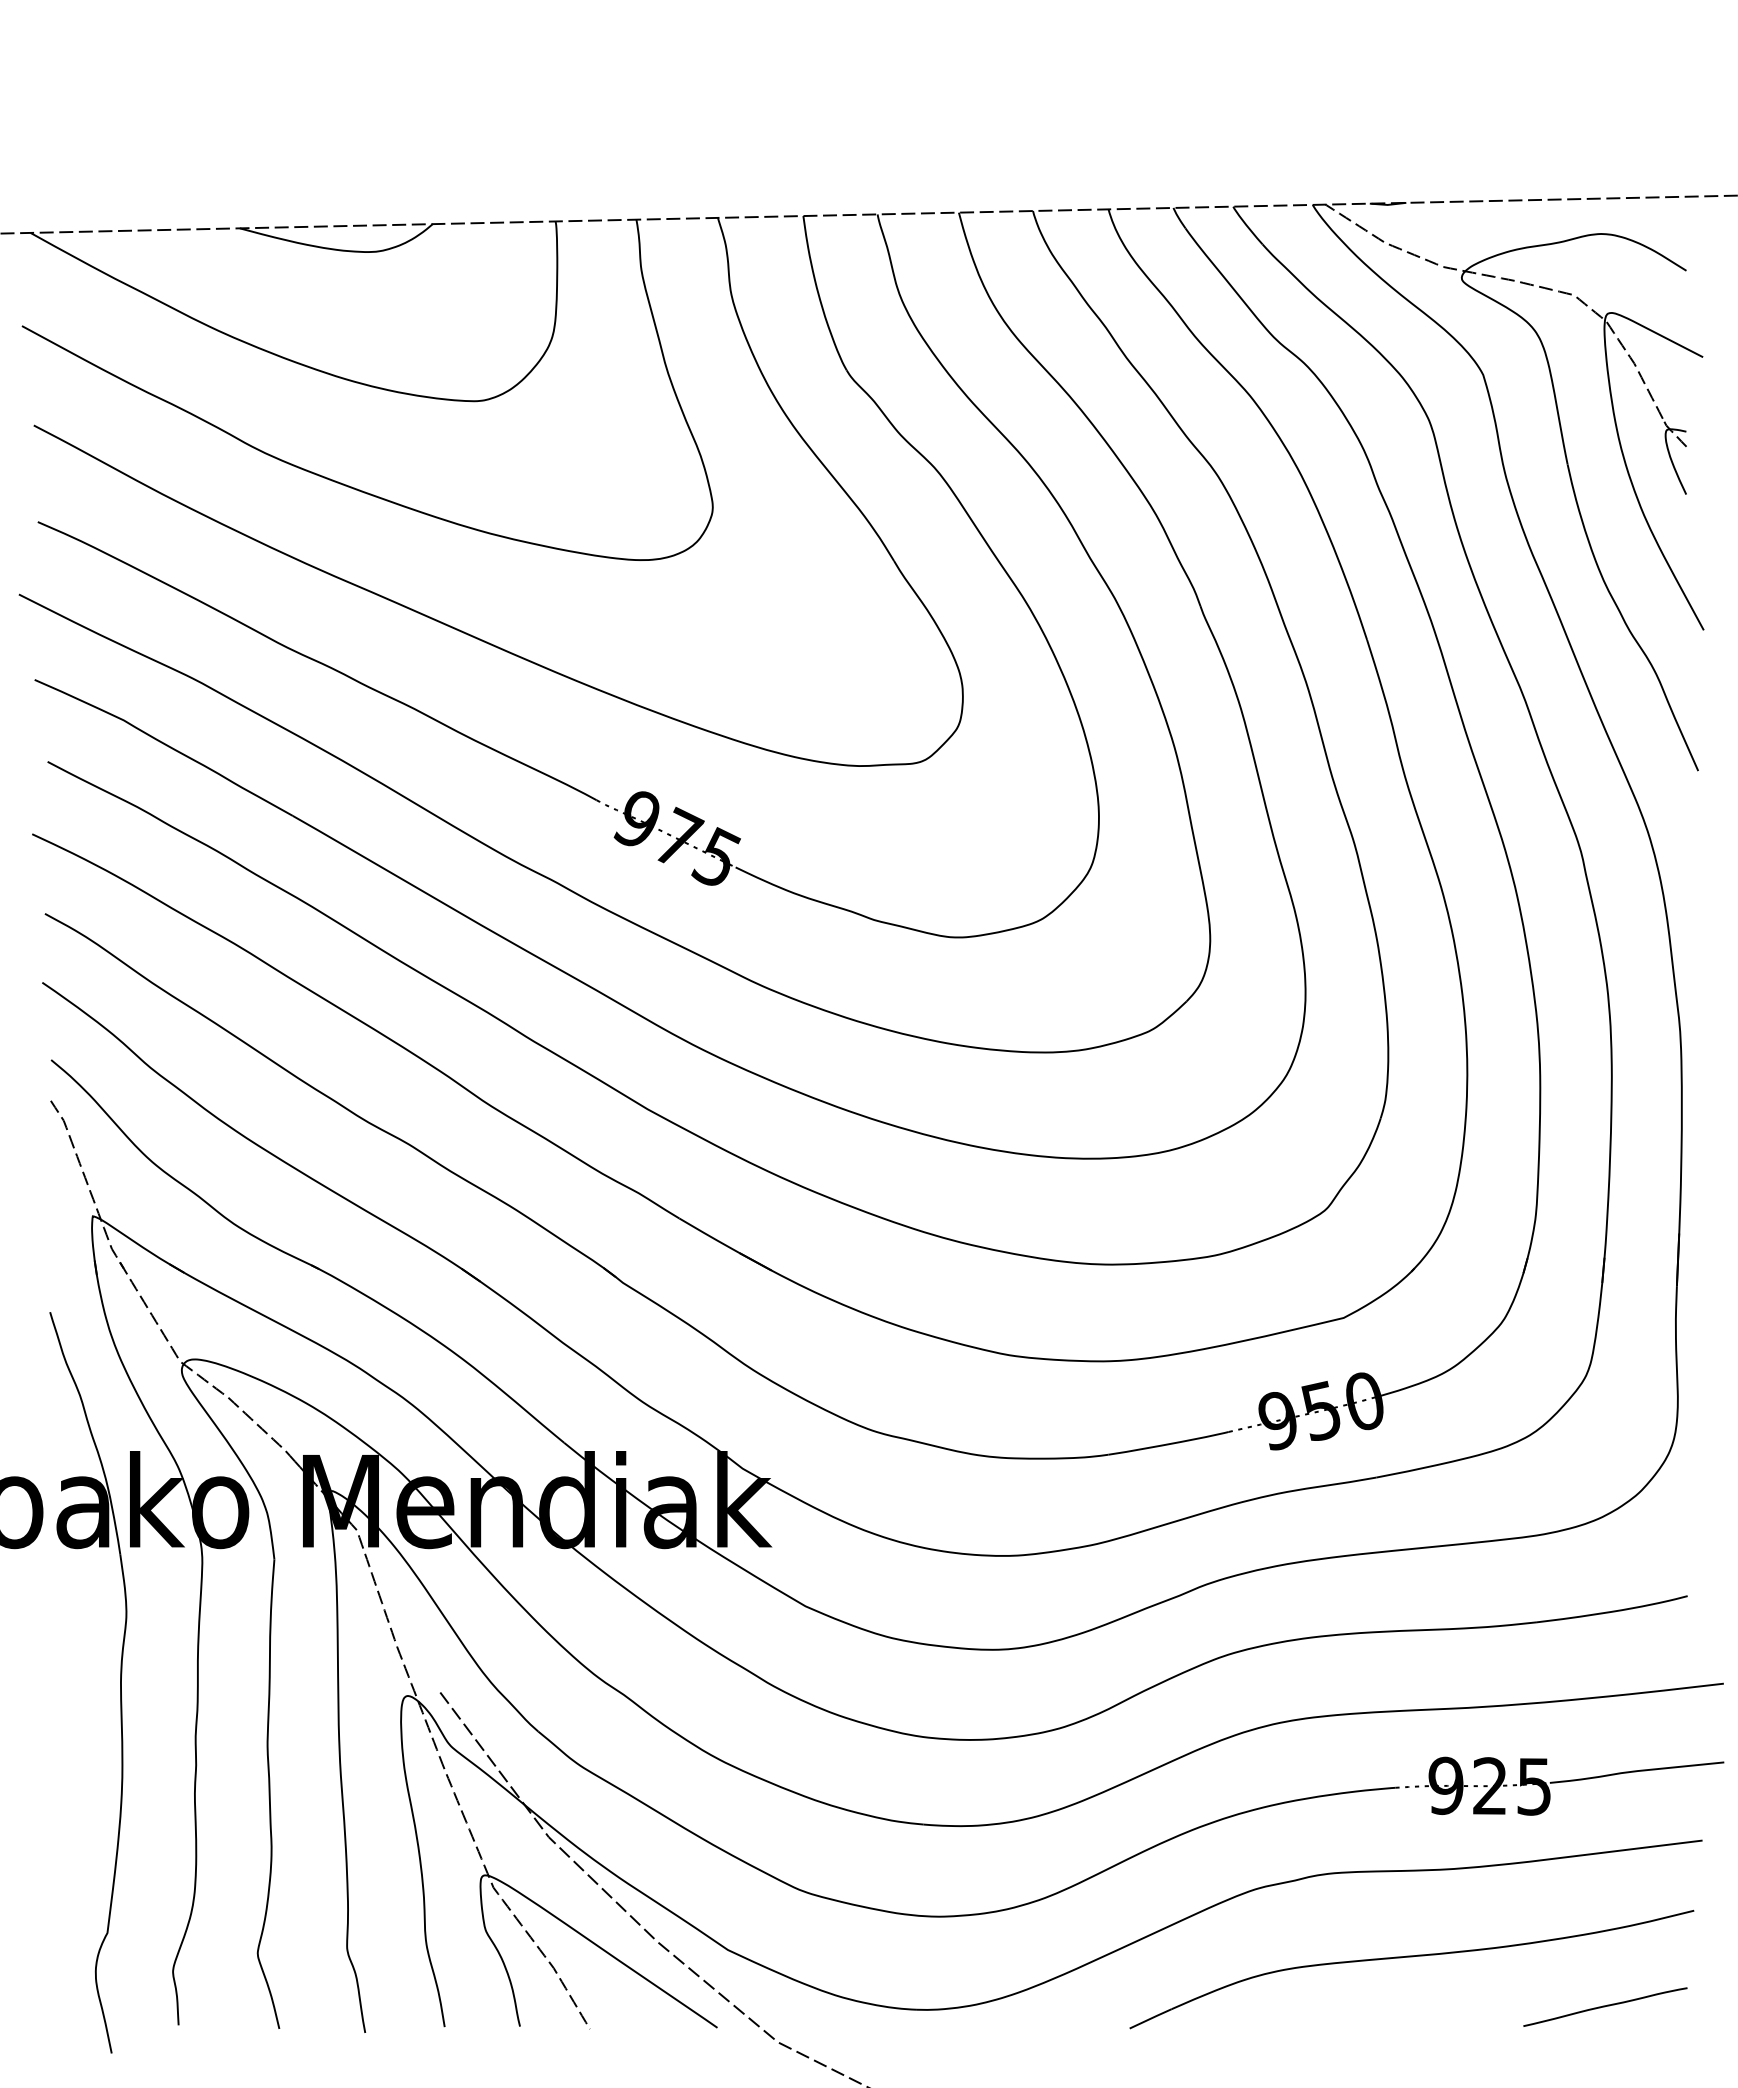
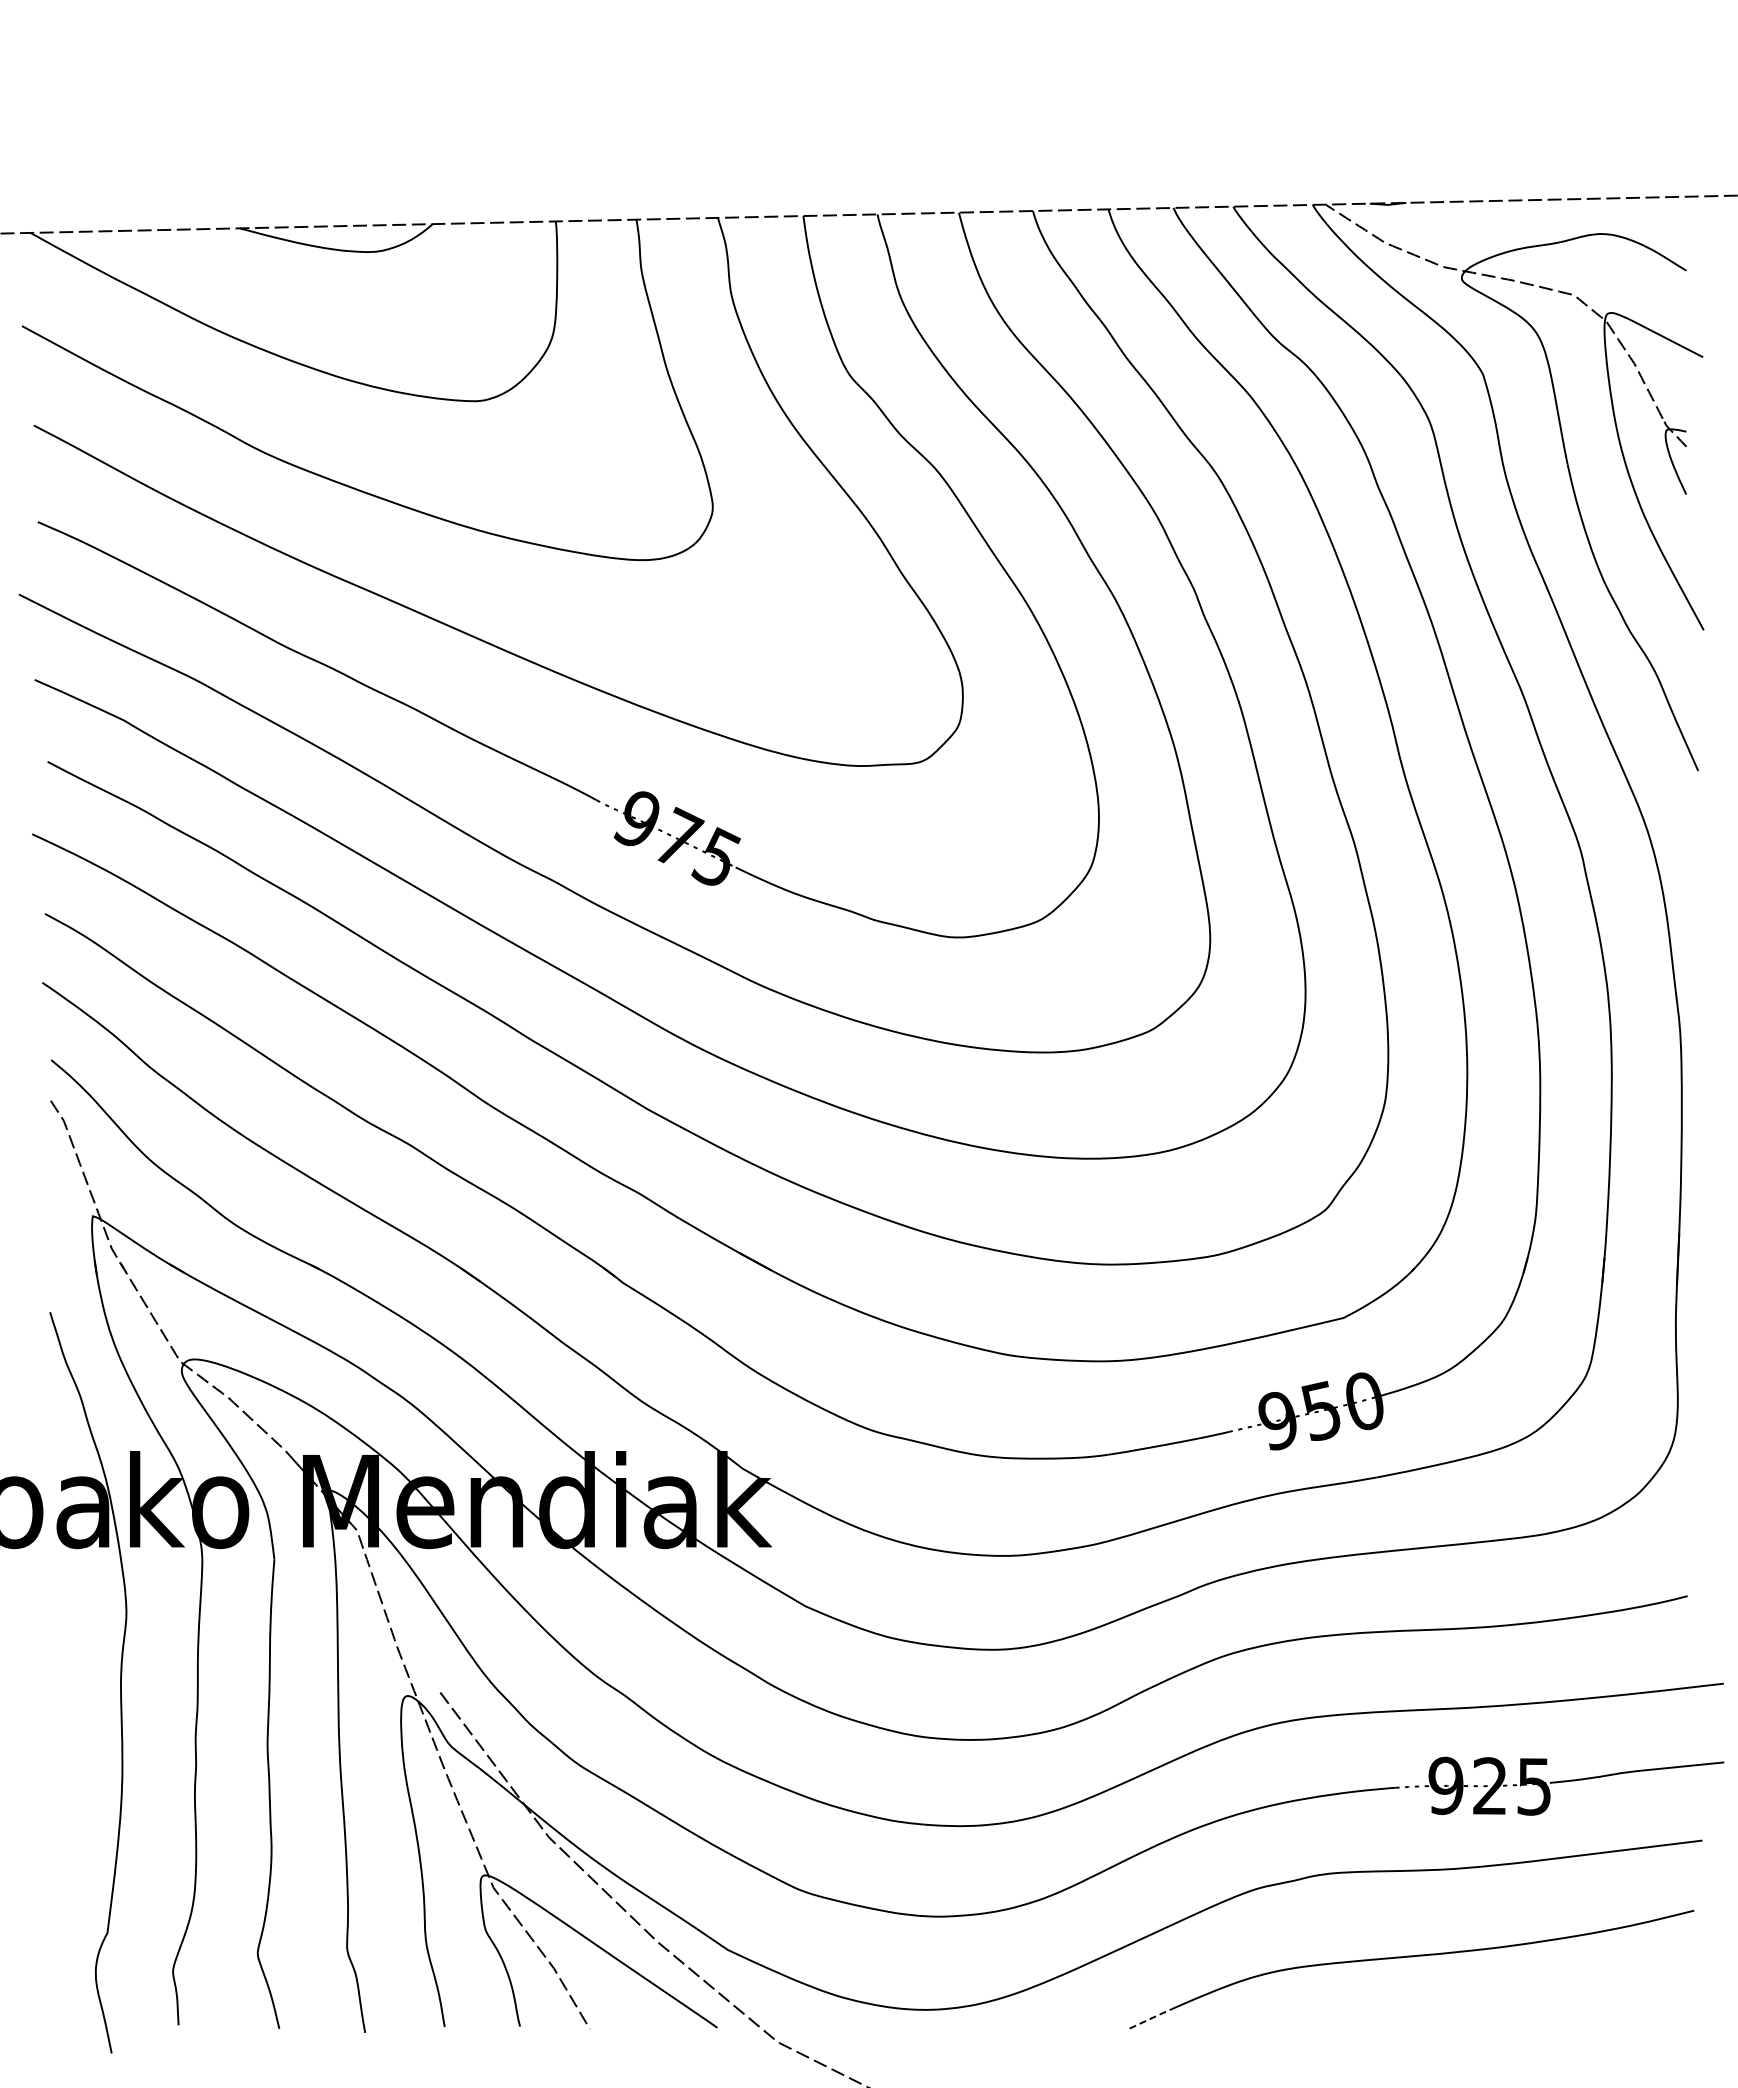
curve: present -> none (1605, 2006)
line: solid -> dashed (1151, 2018)
